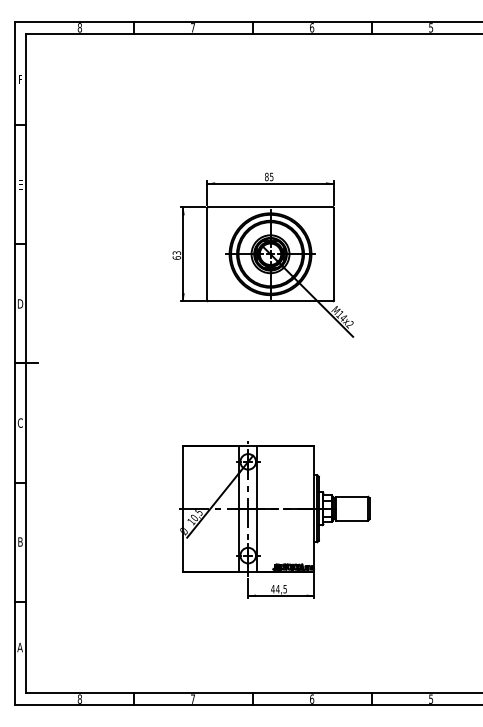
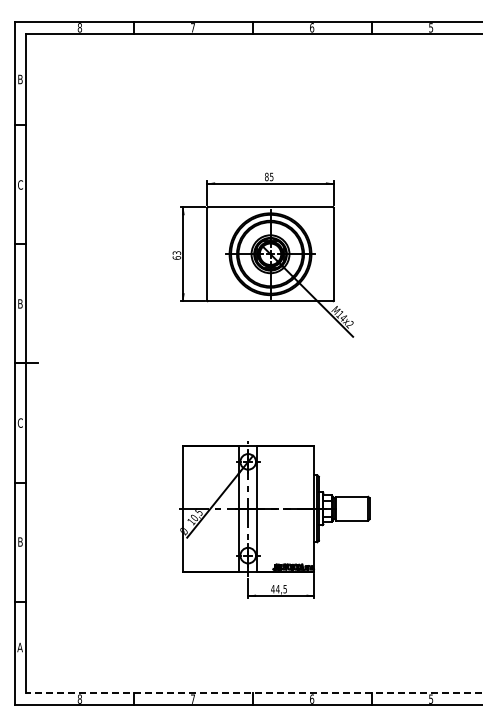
text: F -> B (20, 79)
text: E -> C (20, 184)
text: D -> B (20, 303)
line: solid -> dashed (254, 693)
